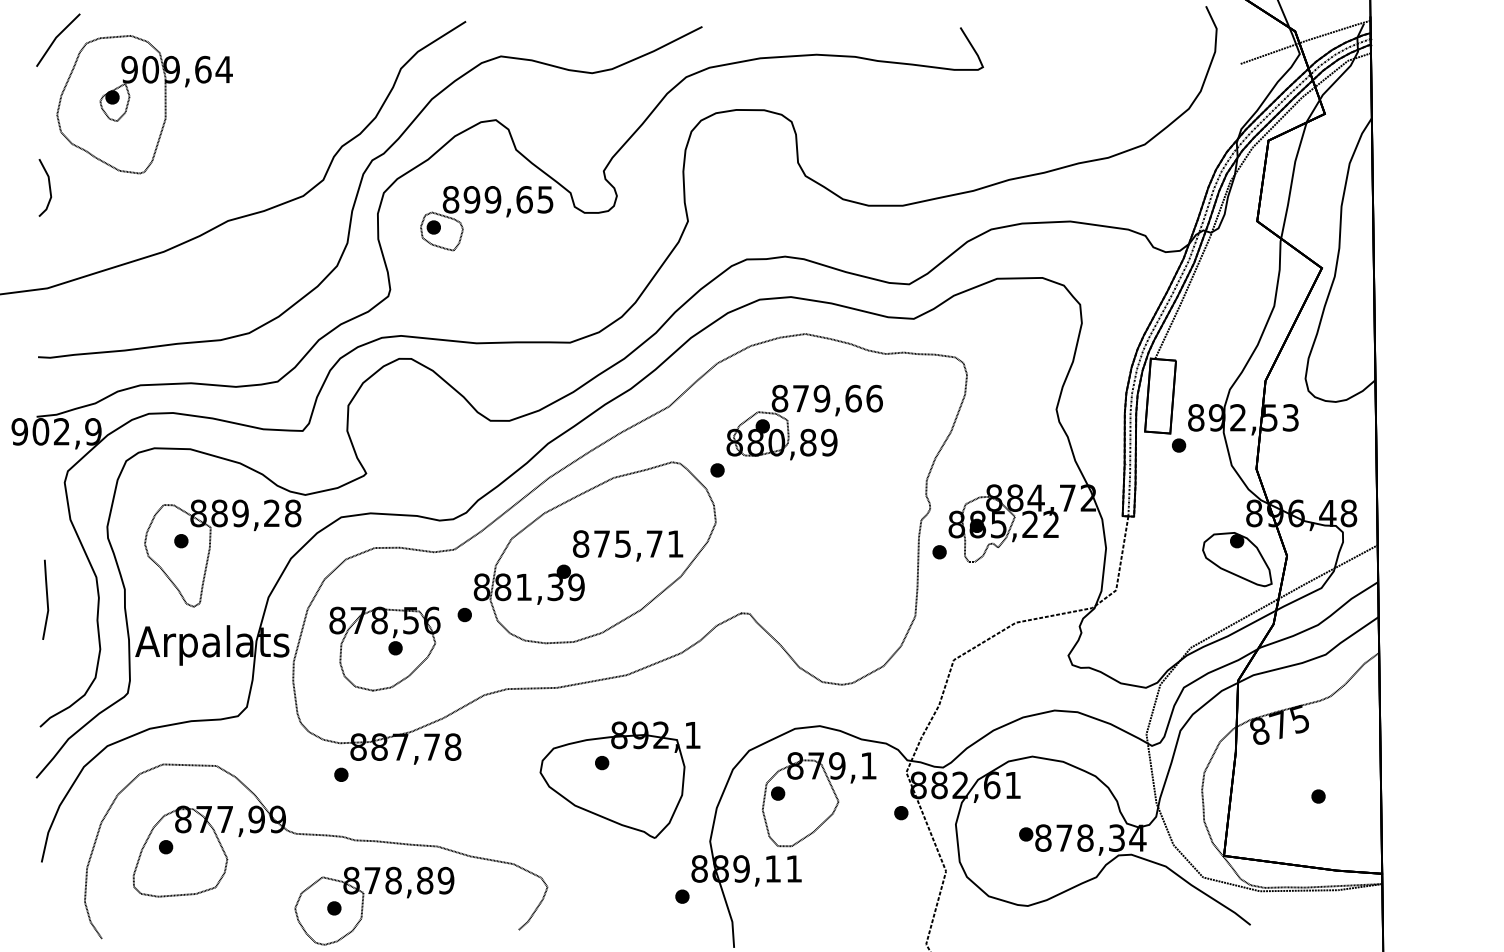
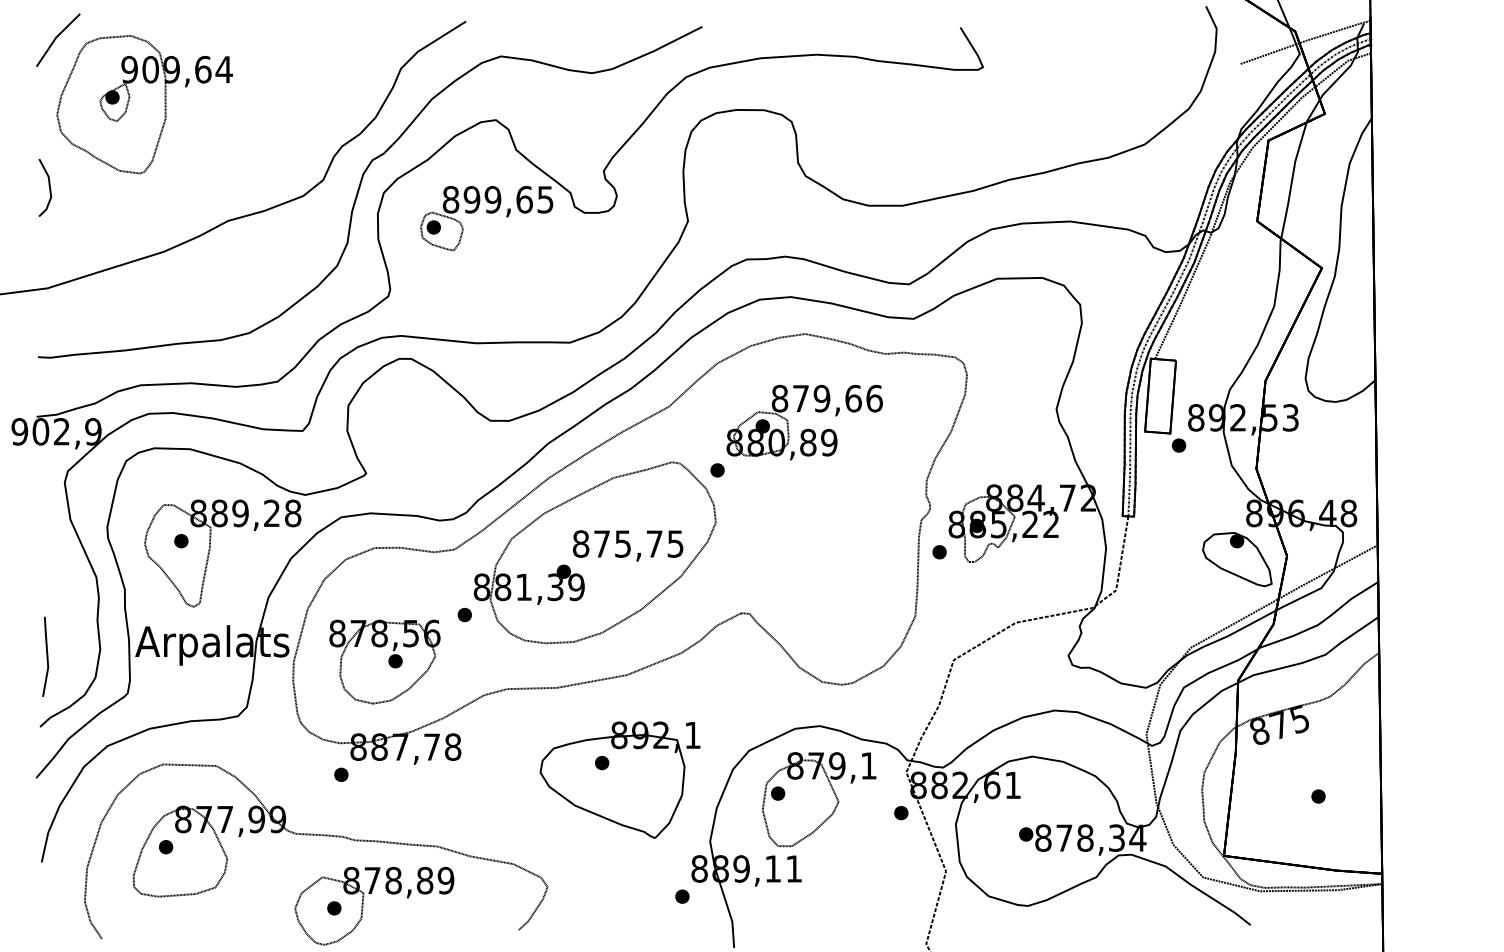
text: 875,71 -> 875,75 (675, 543)
line position: (46, 599) -> (46, 656) (46, 656)
part position: (384, 648) -> (384, 661) (384, 661)
